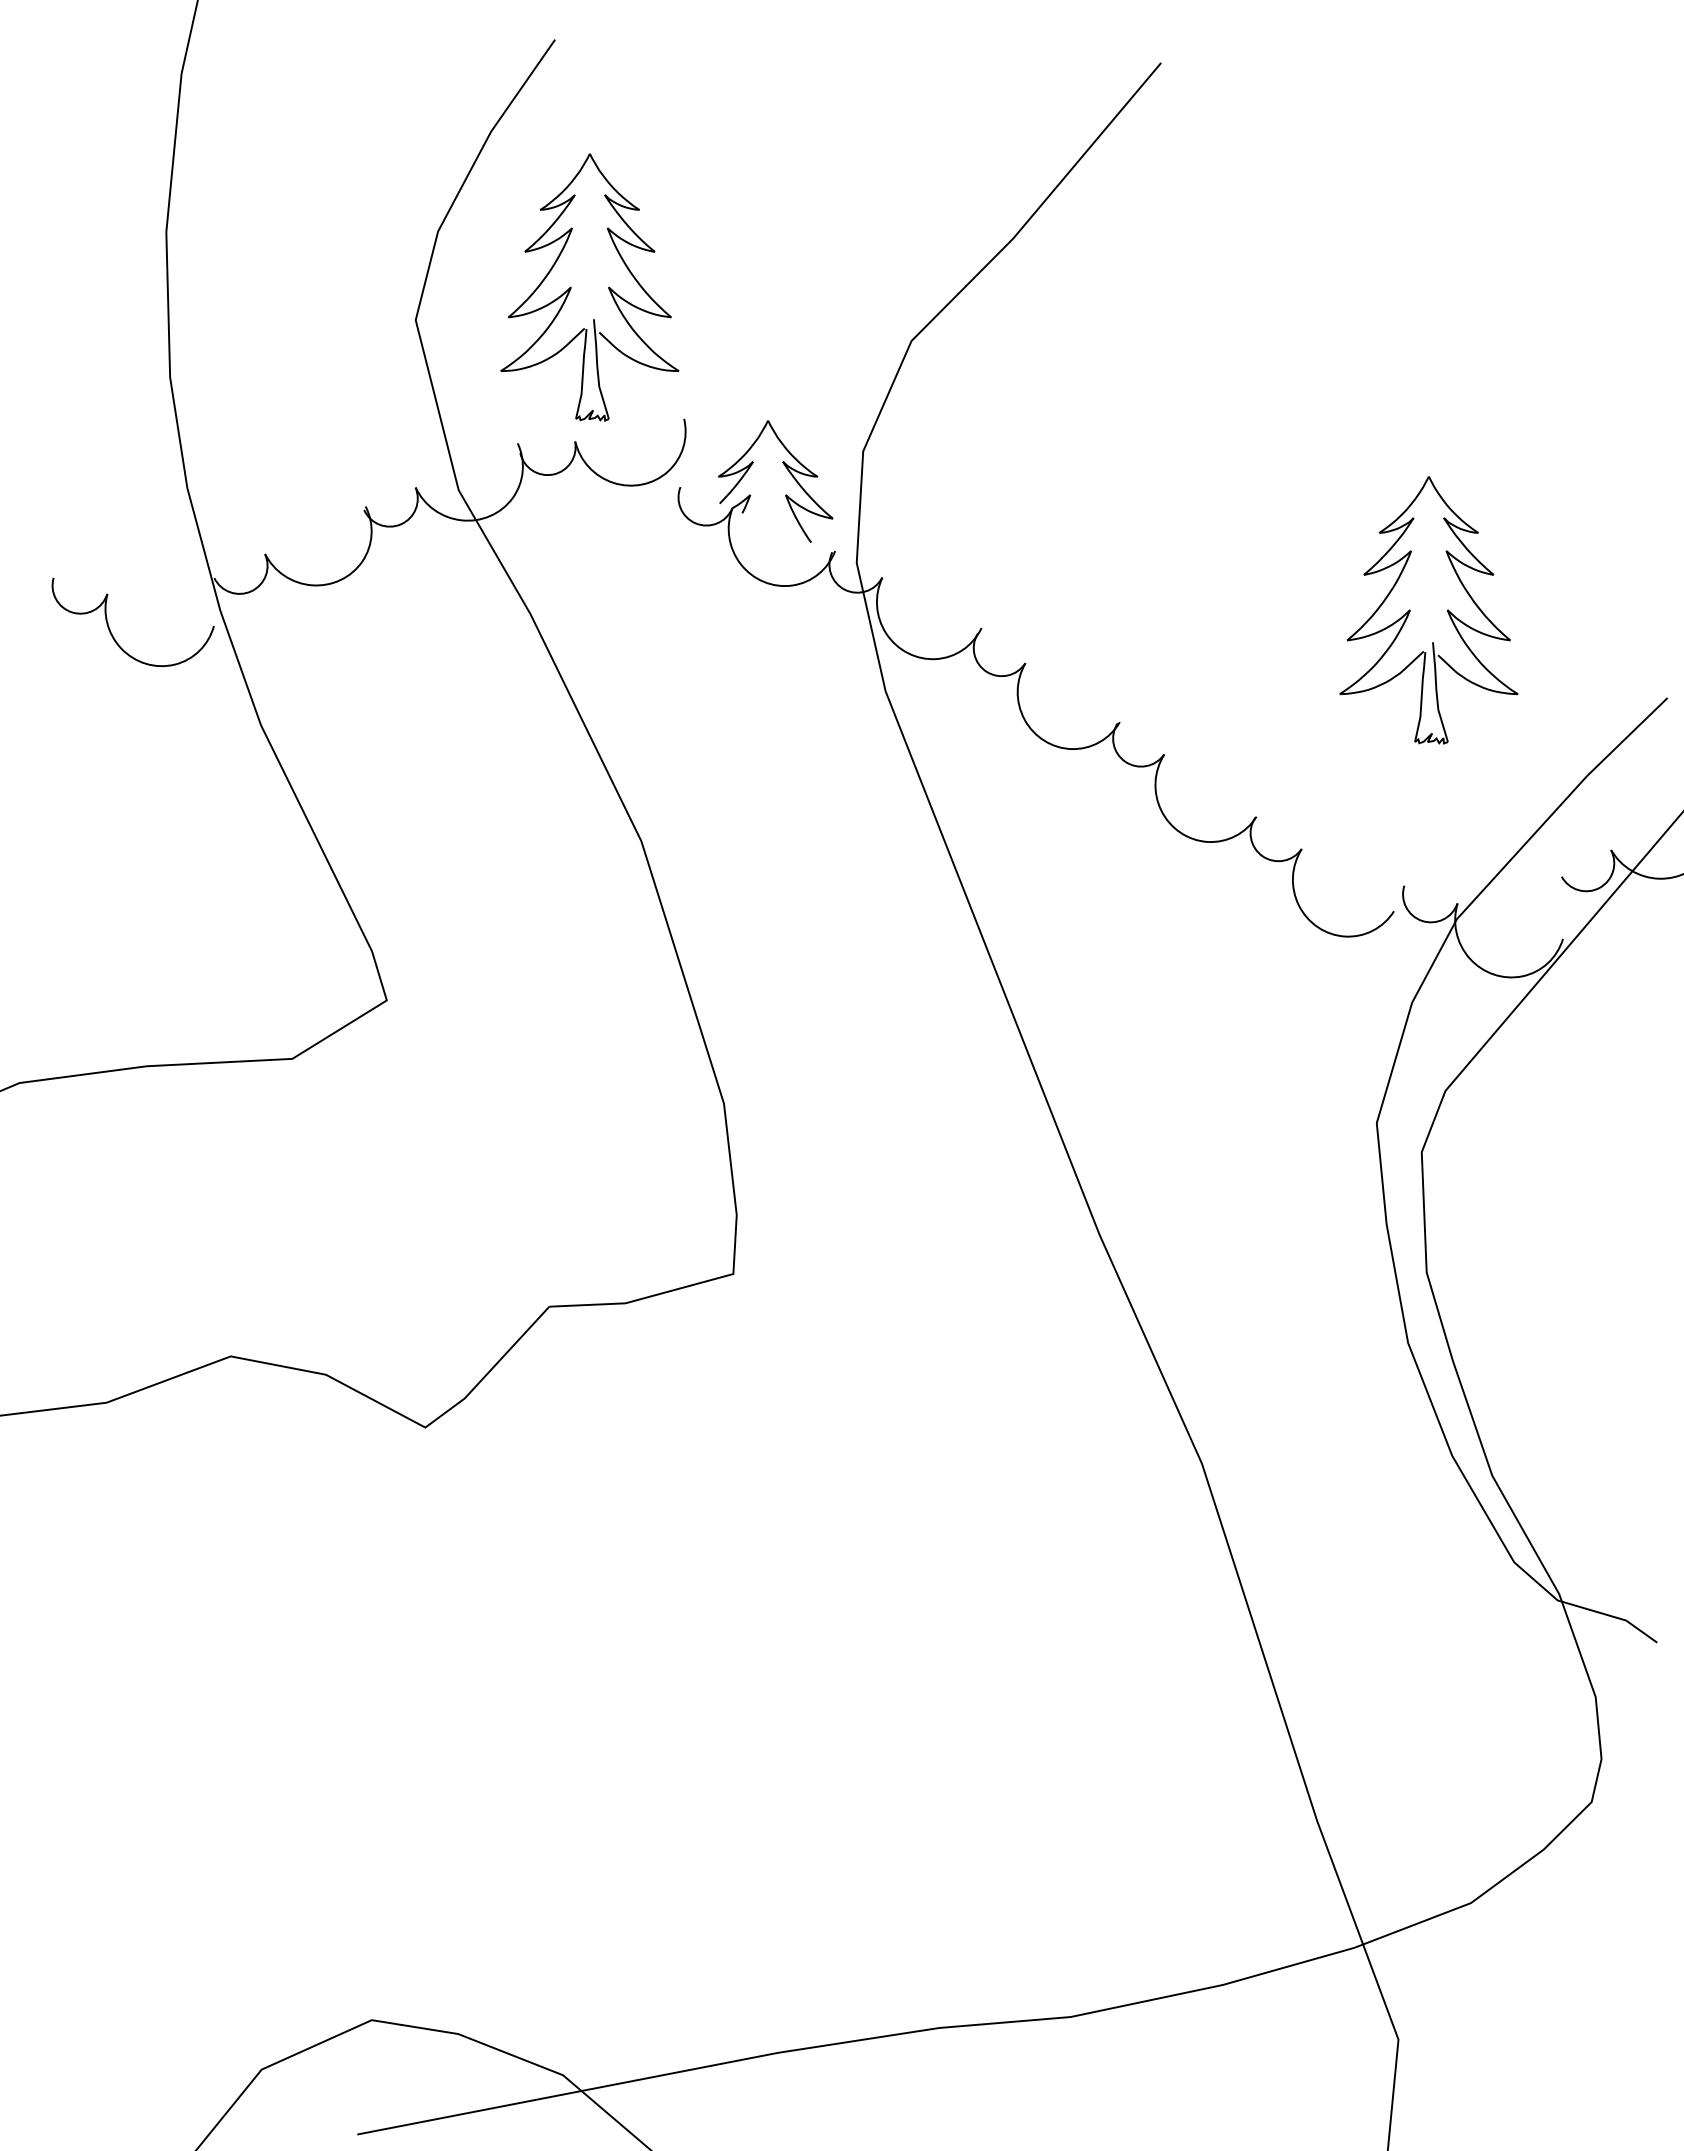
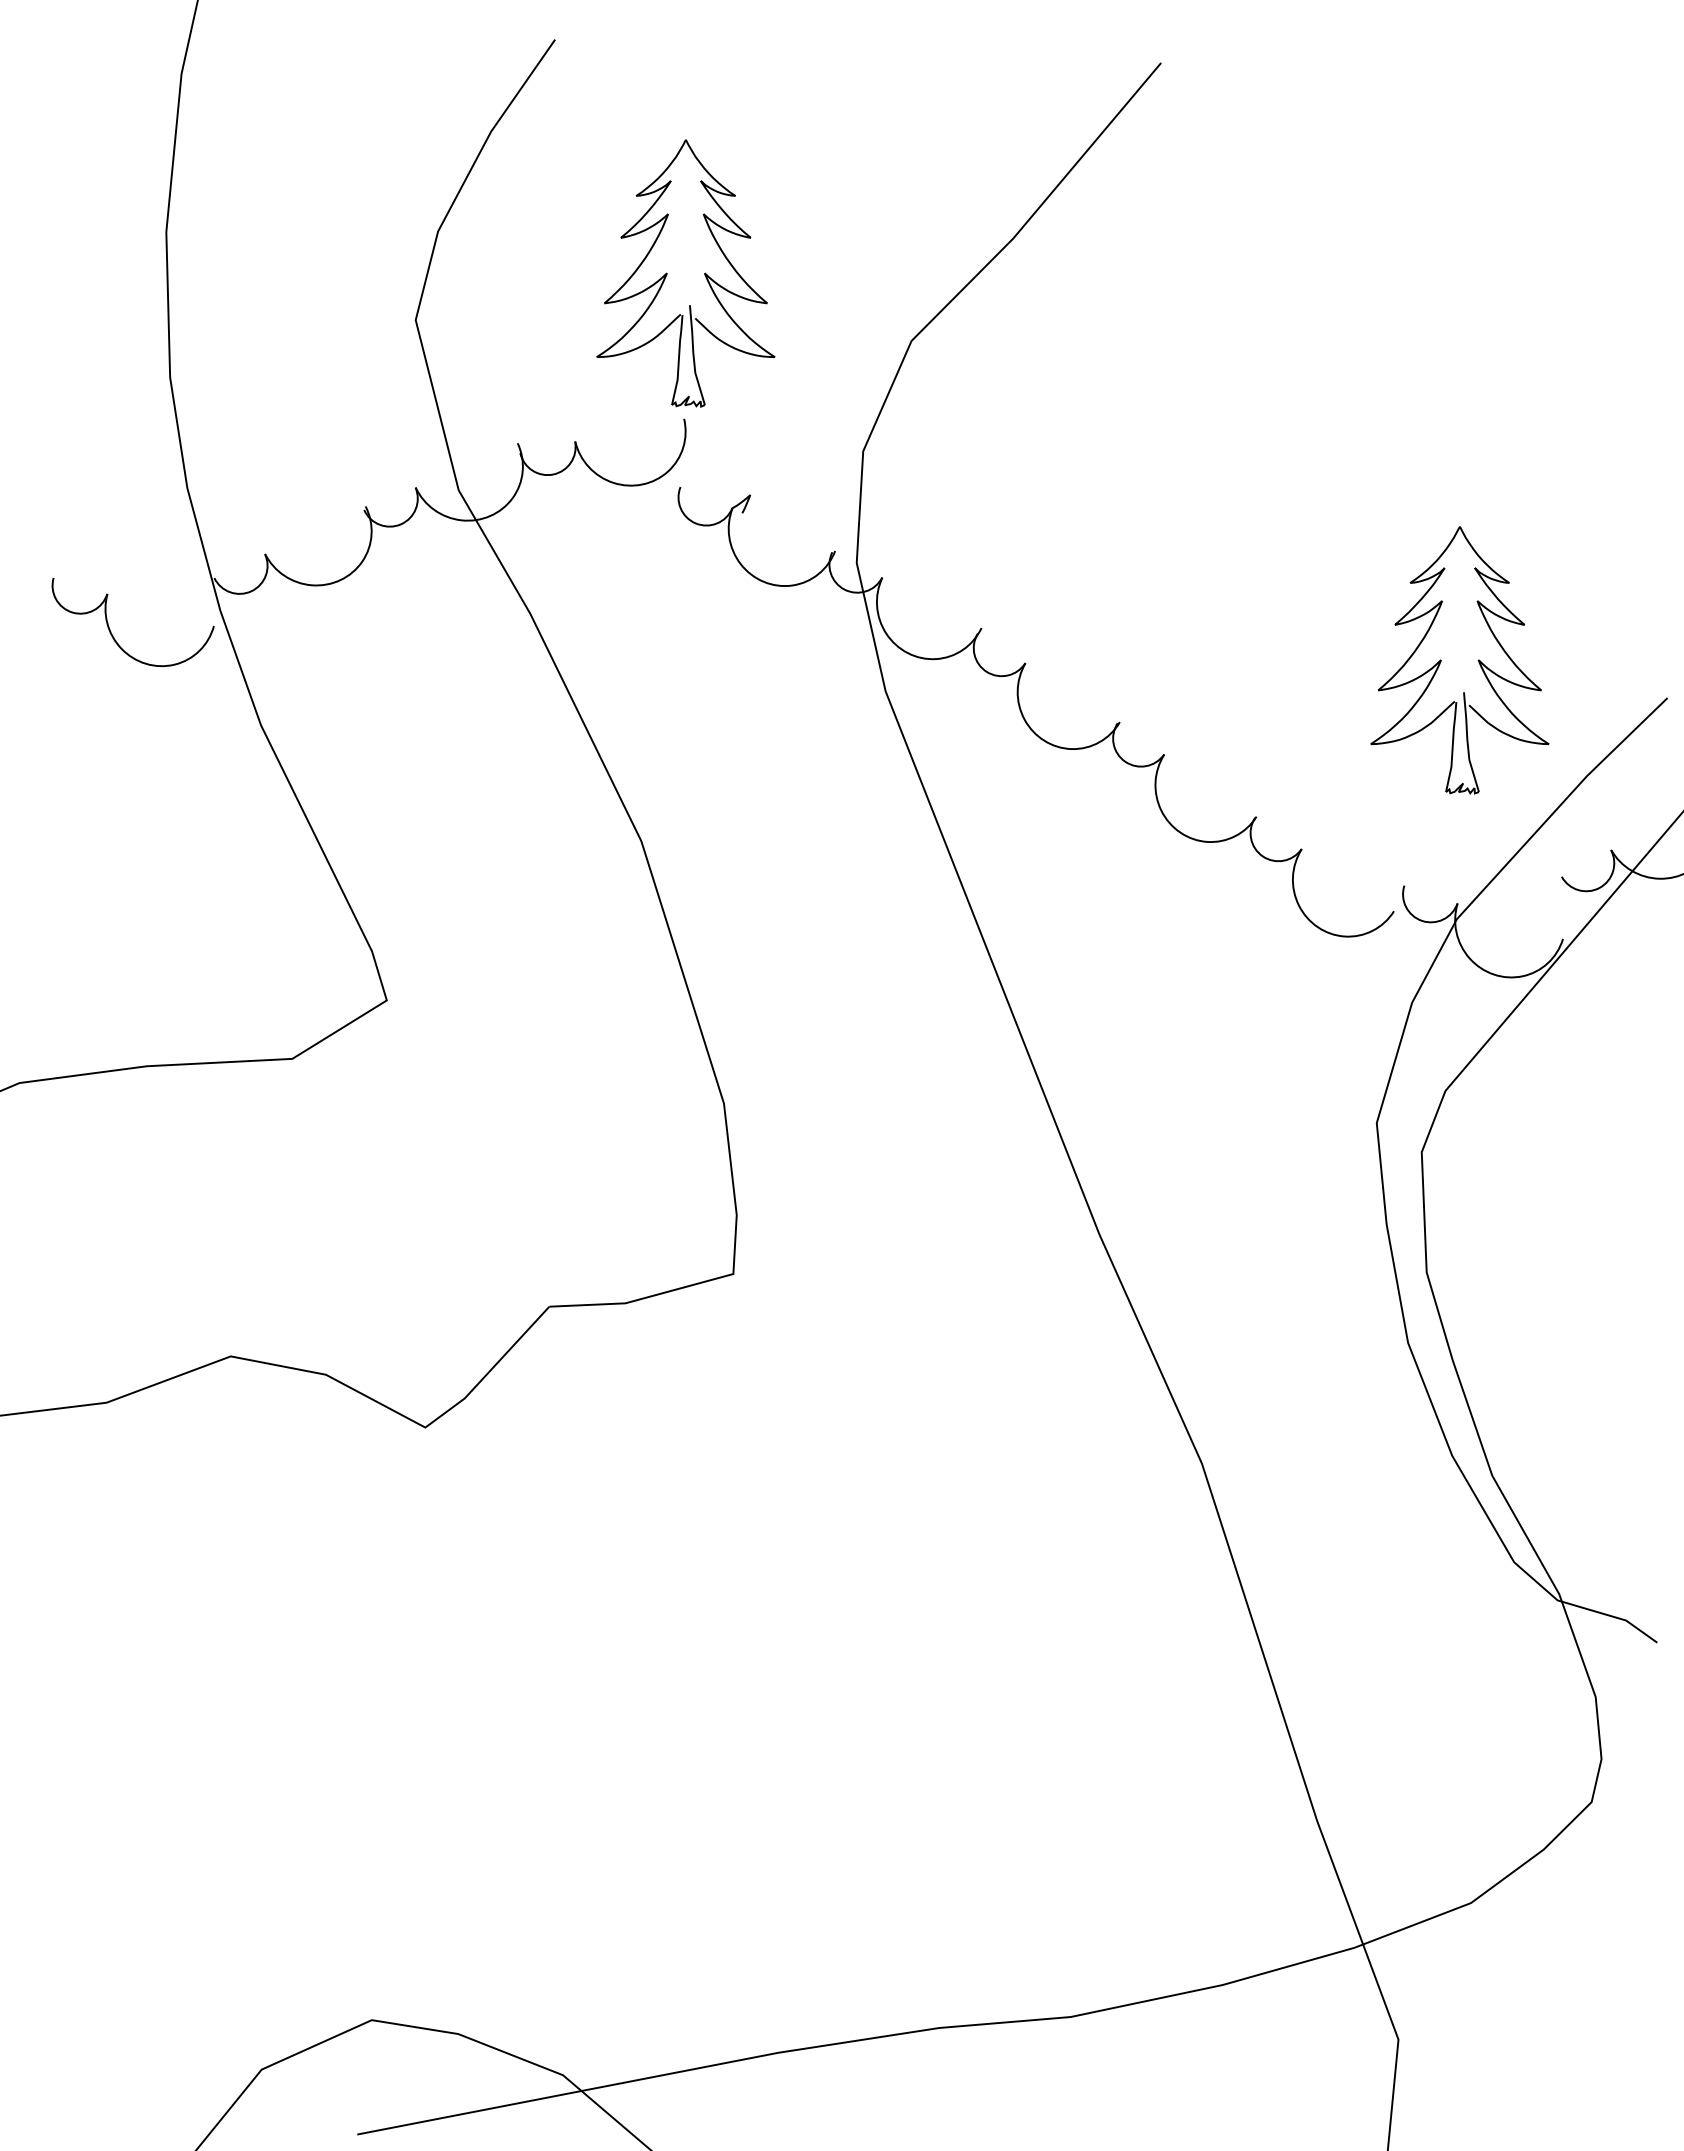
part position: (571, 287) -> (667, 273) (667, 273)
part: present -> none (789, 473)
part position: (1410, 610) -> (1441, 660) (1441, 660)
